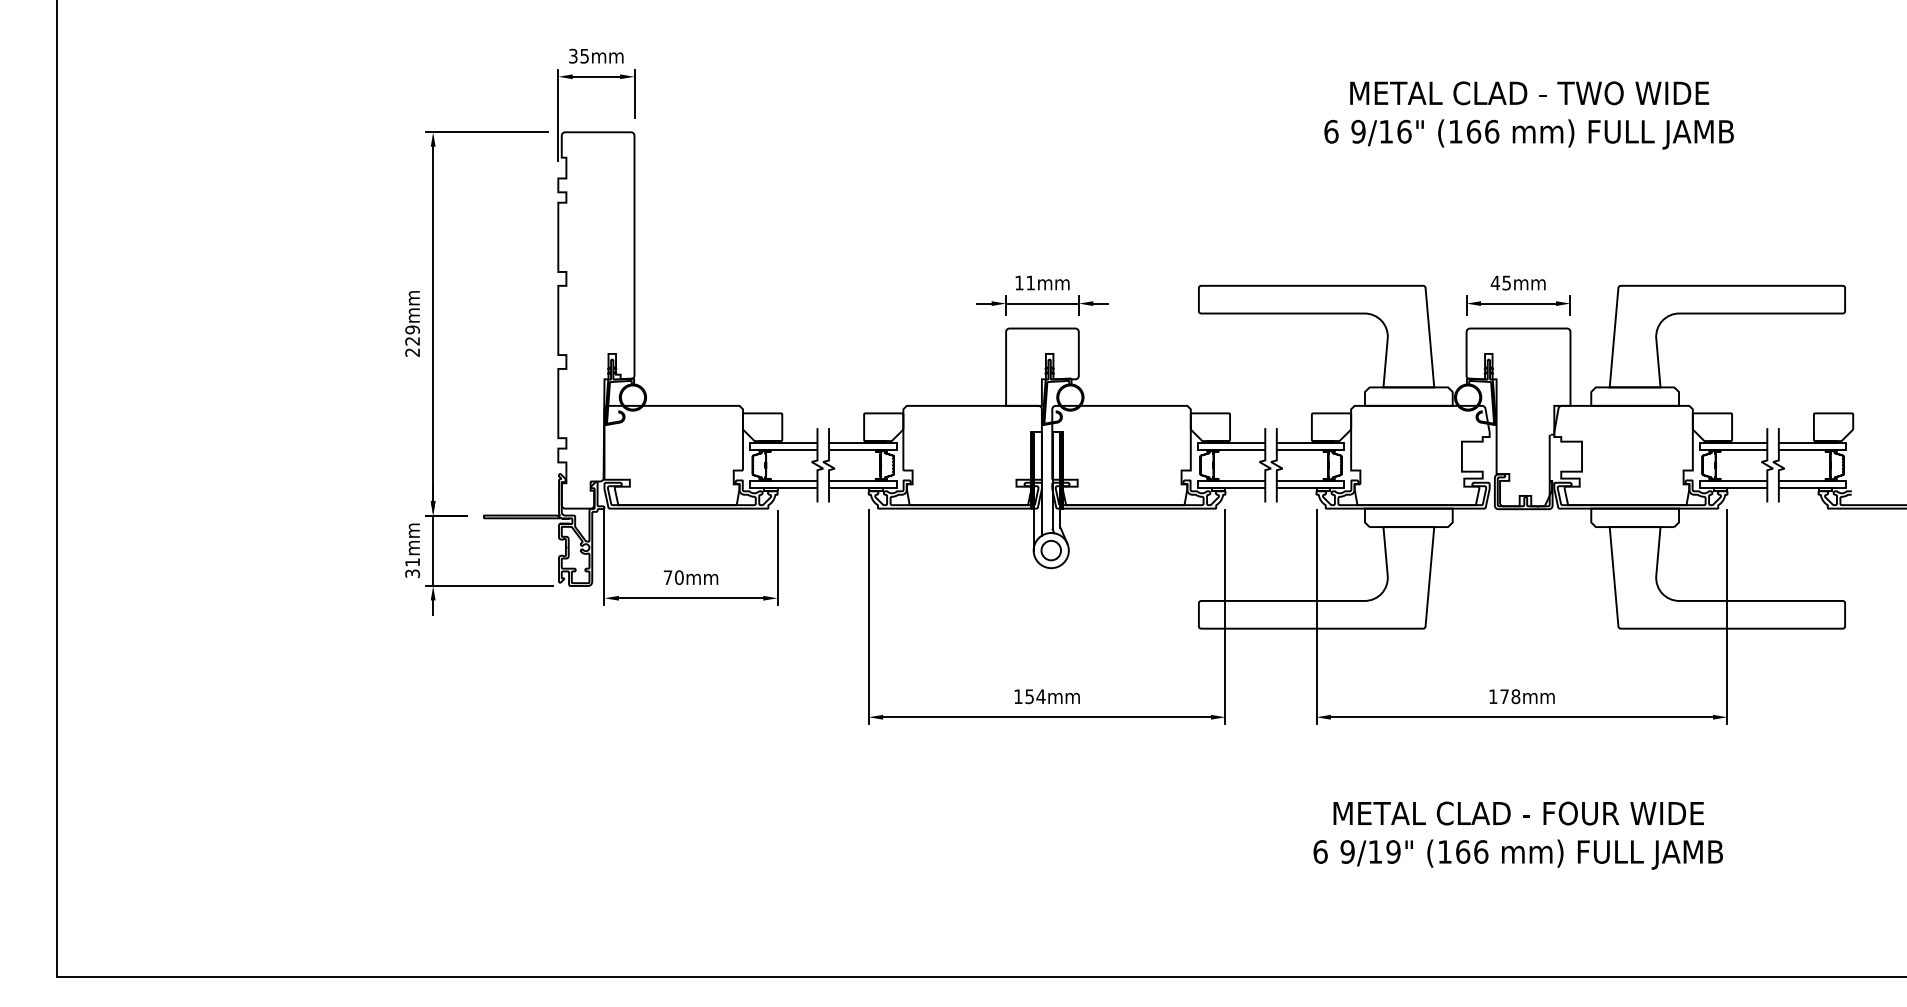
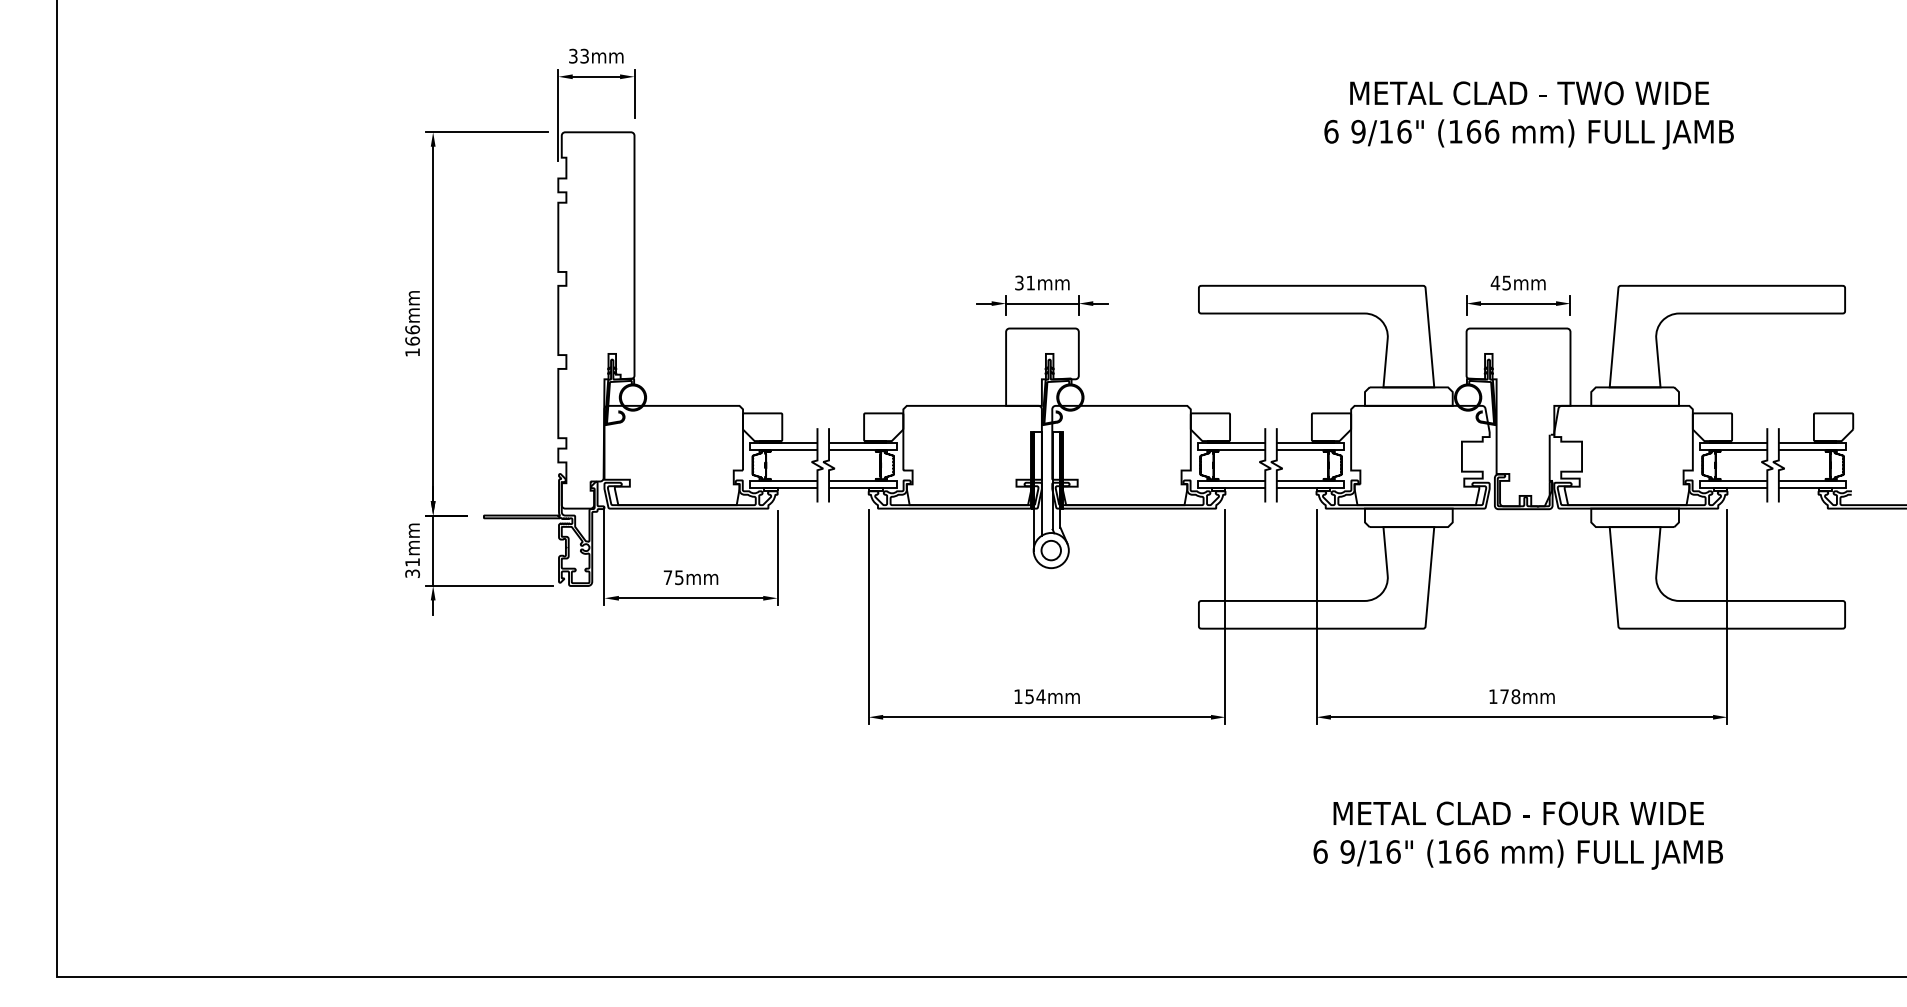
text: 35mm -> 33mm (584, 55)
text: 11mm -> 31mm (1019, 282)
text: 229mm -> 166mm (412, 340)
text: 70mm -> 75mm (679, 577)
text: 9/19" -> 9/16" (1393, 851)
